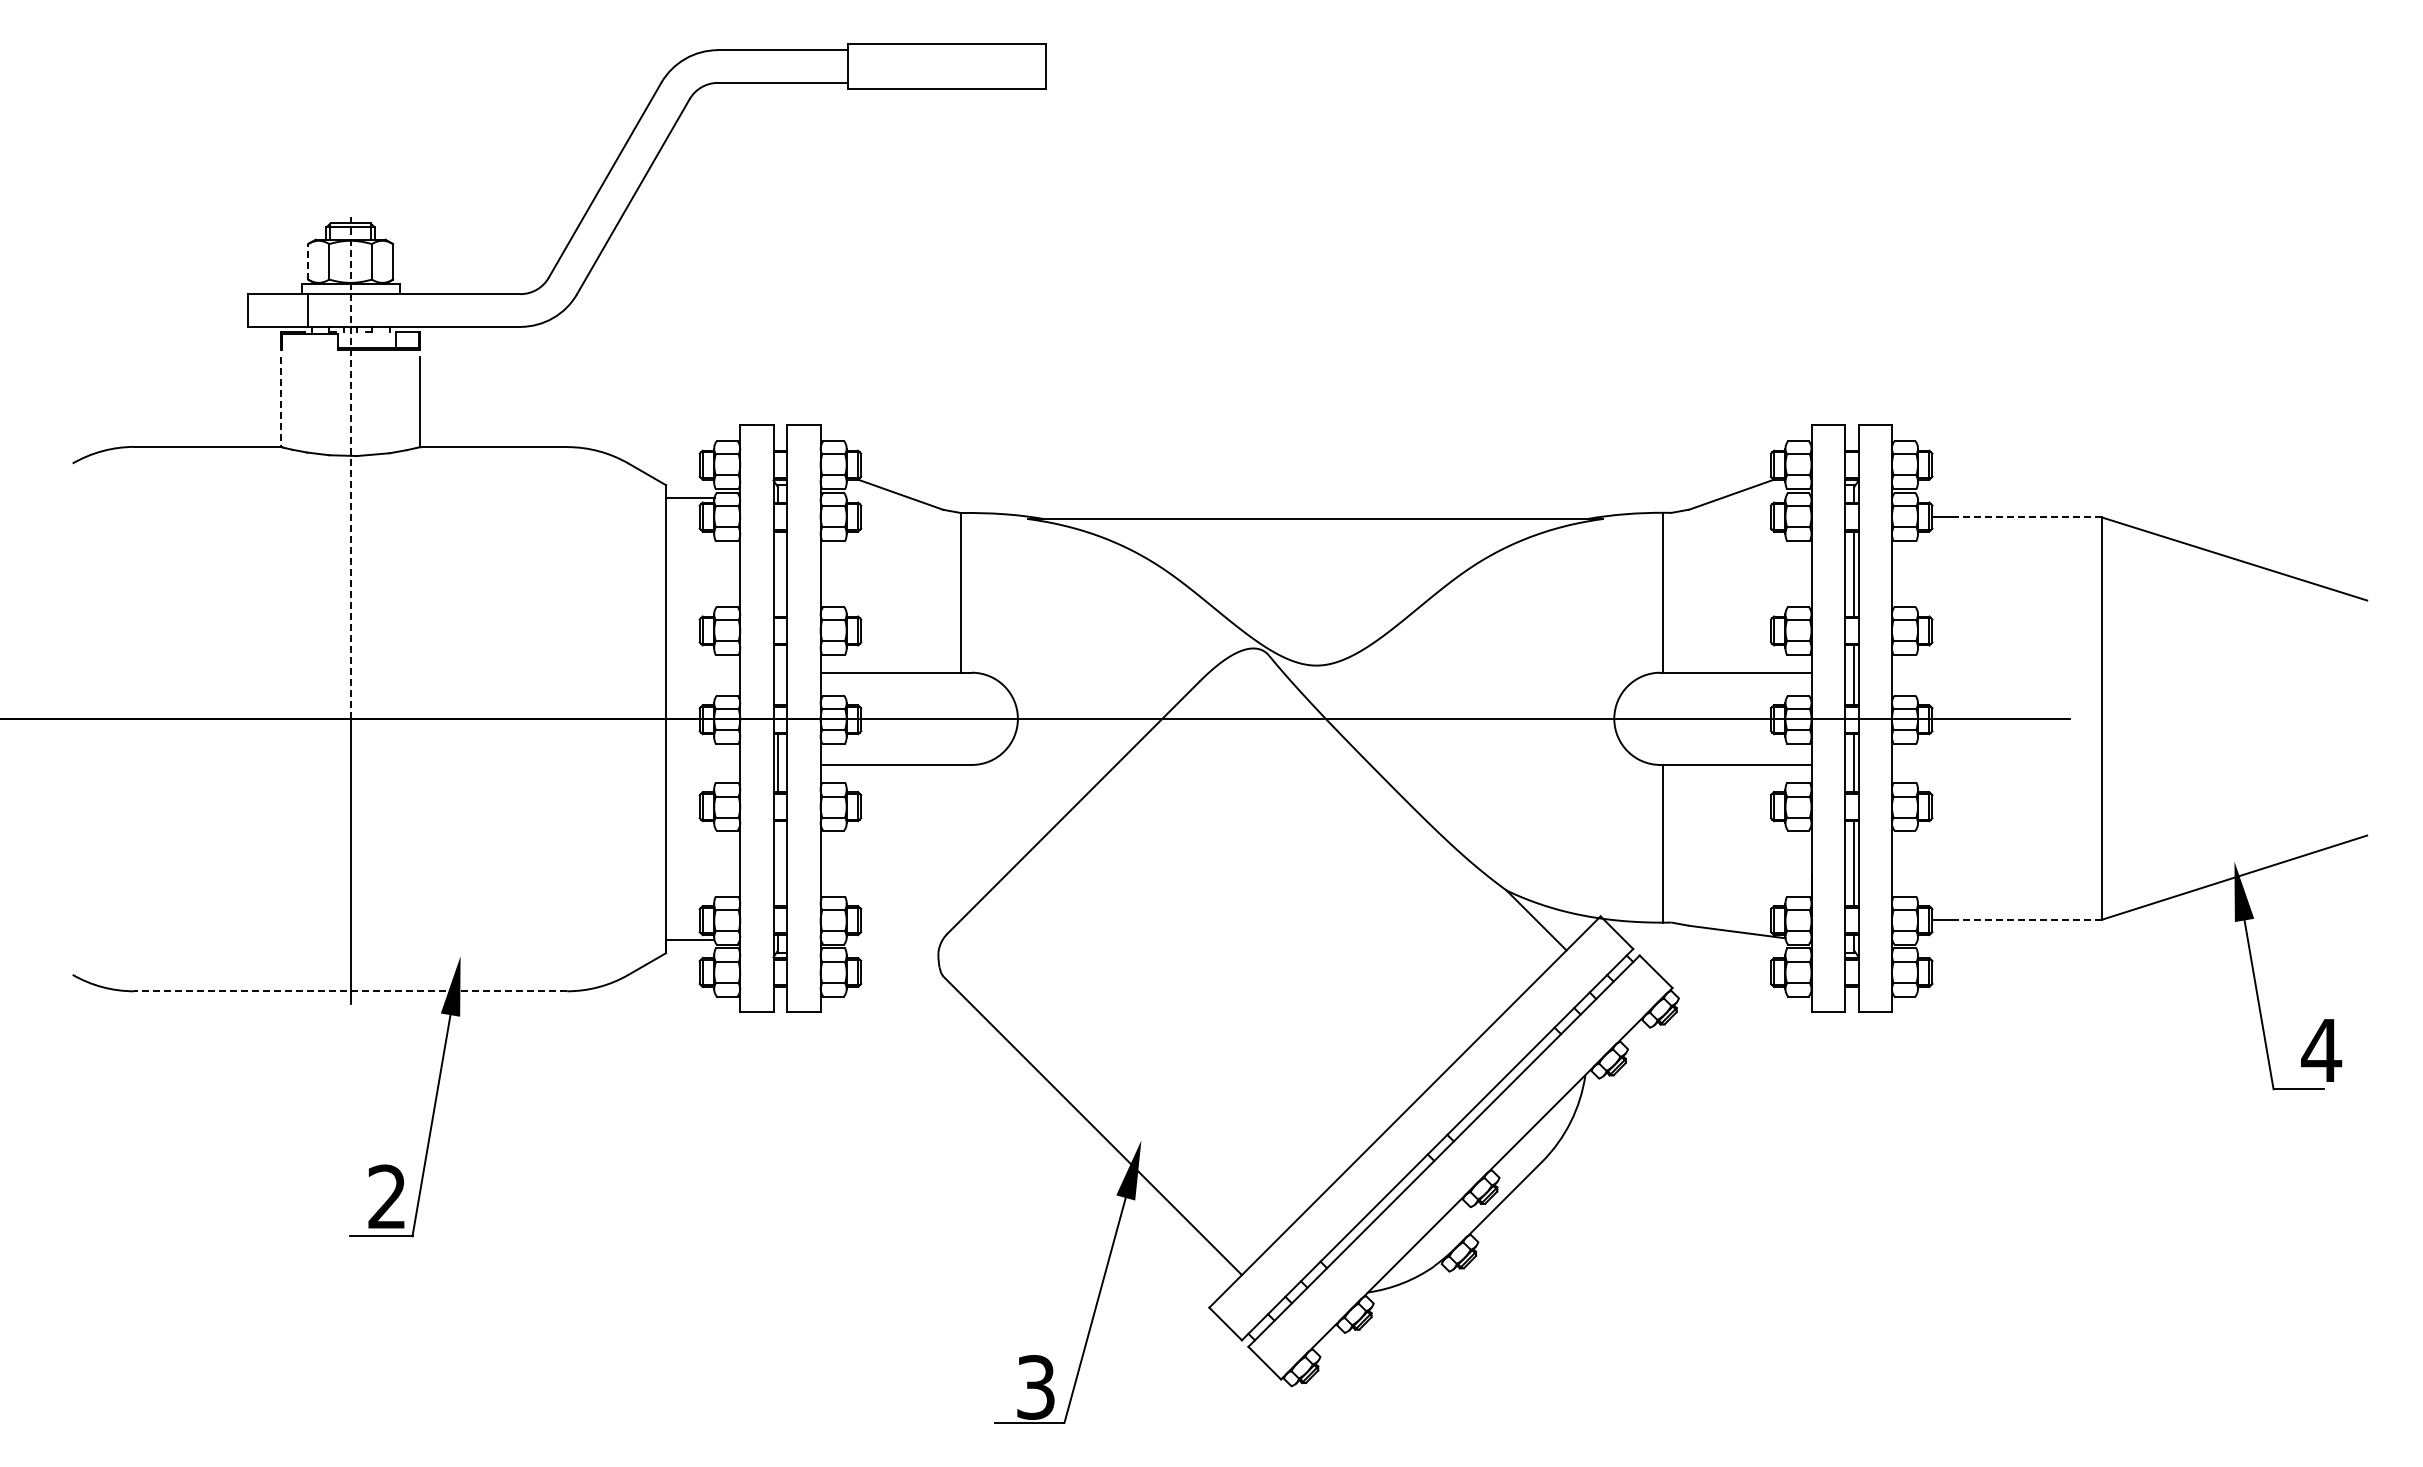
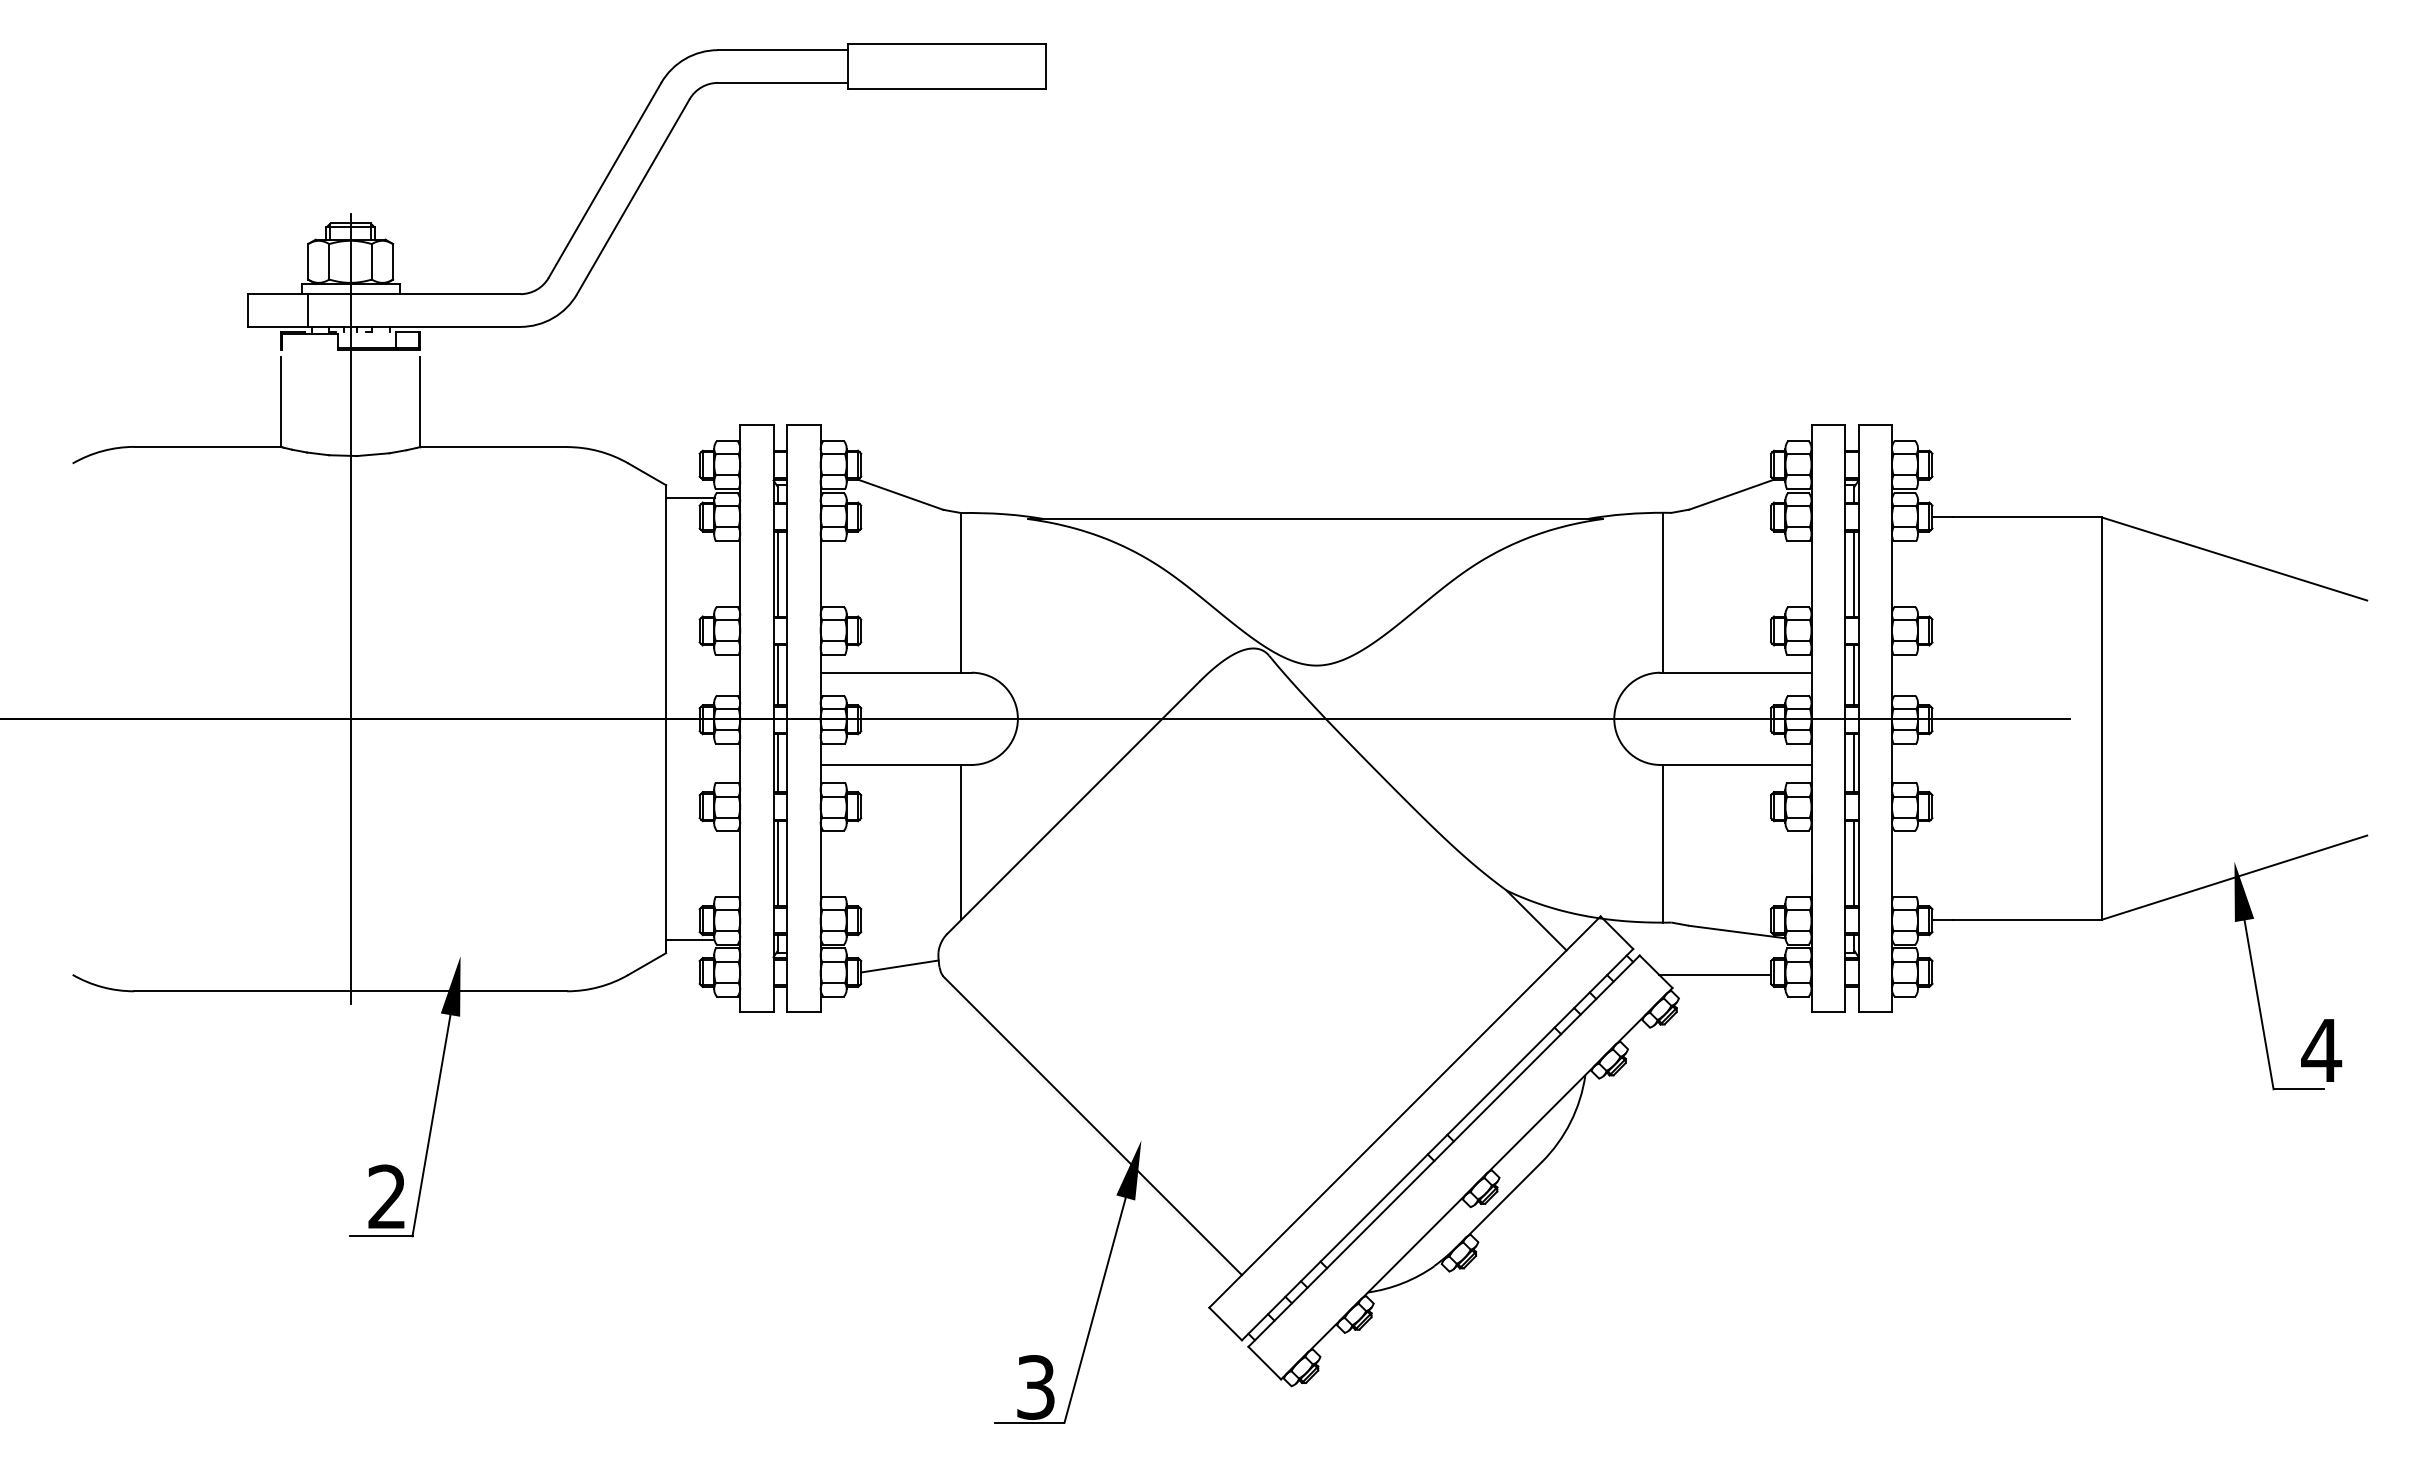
line: dashed -> solid (308, 261)
line: dashed -> solid (281, 402)
line: dashed -> solid (350, 466)
line: dashed -> solid (2027, 517)
line: none -> present (778, 573)
line: none -> present (778, 675)
line: none -> present (961, 842)
line: none -> present (778, 863)
line: dashed -> solid (2027, 919)
line: none -> present (899, 966)
line: none -> present (1715, 974)
line: dashed -> solid (350, 991)
